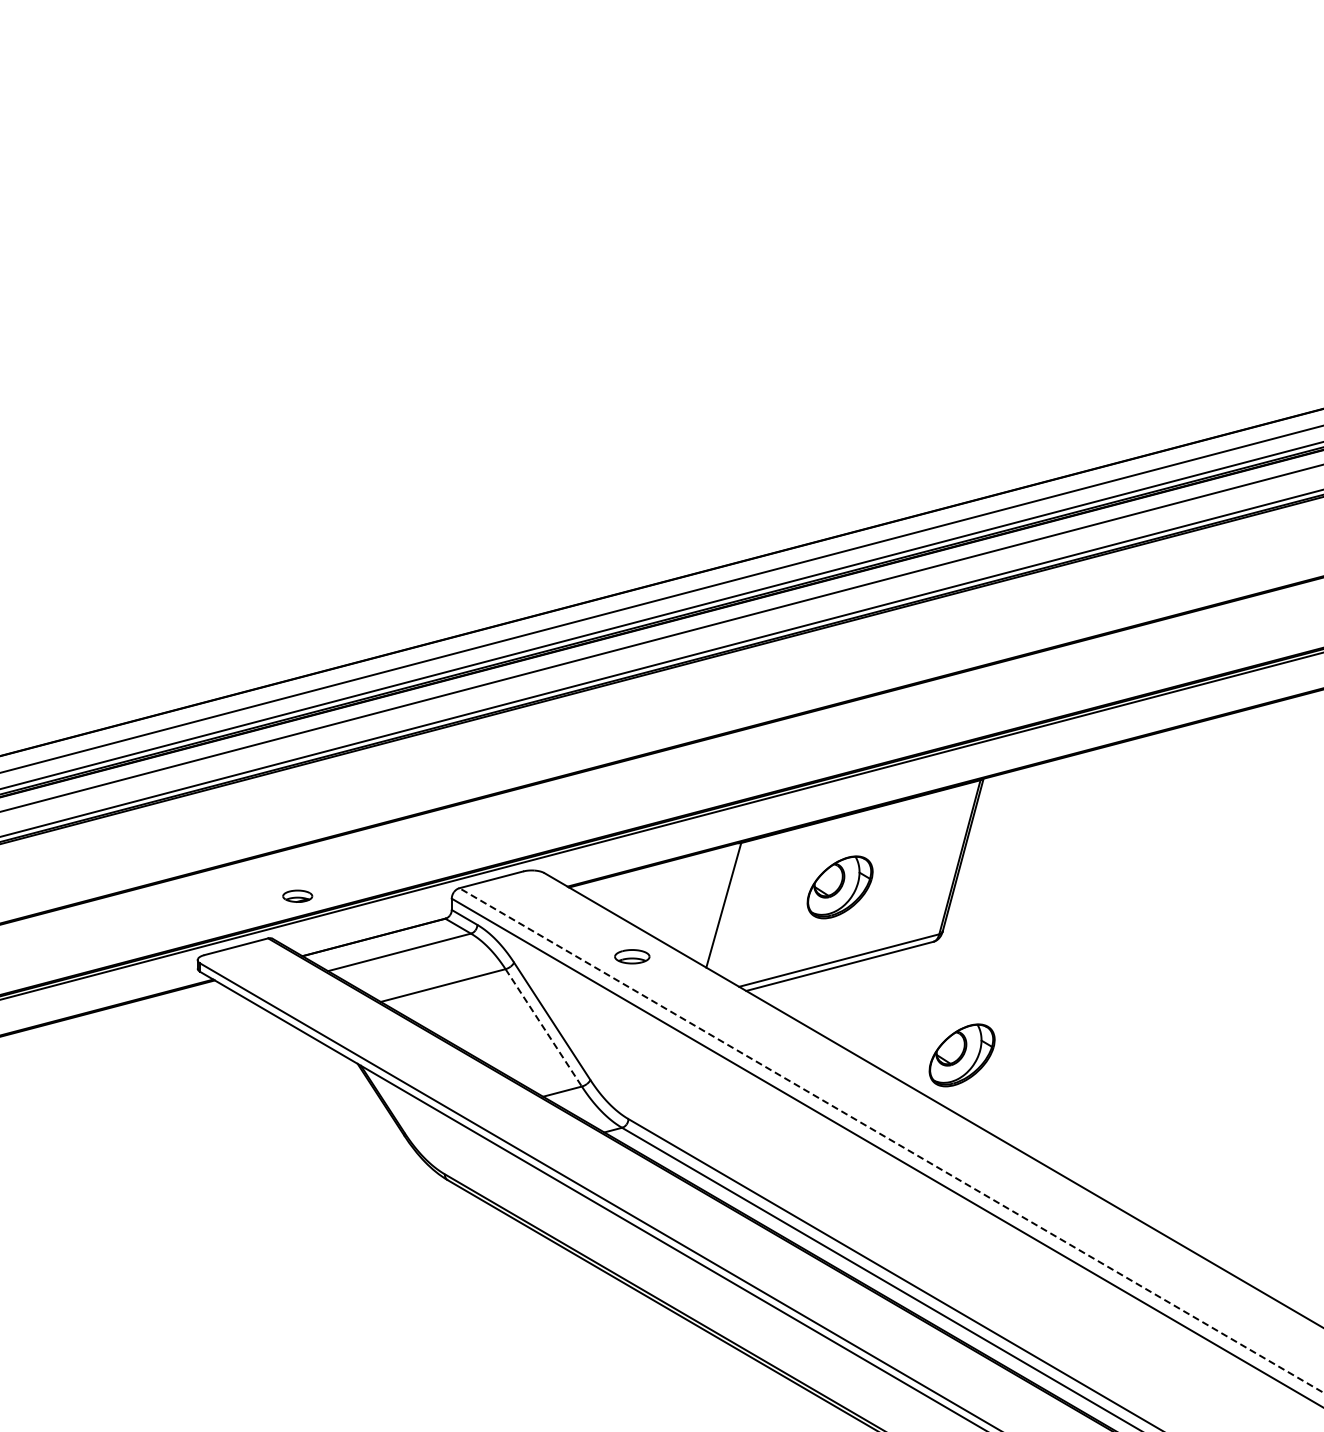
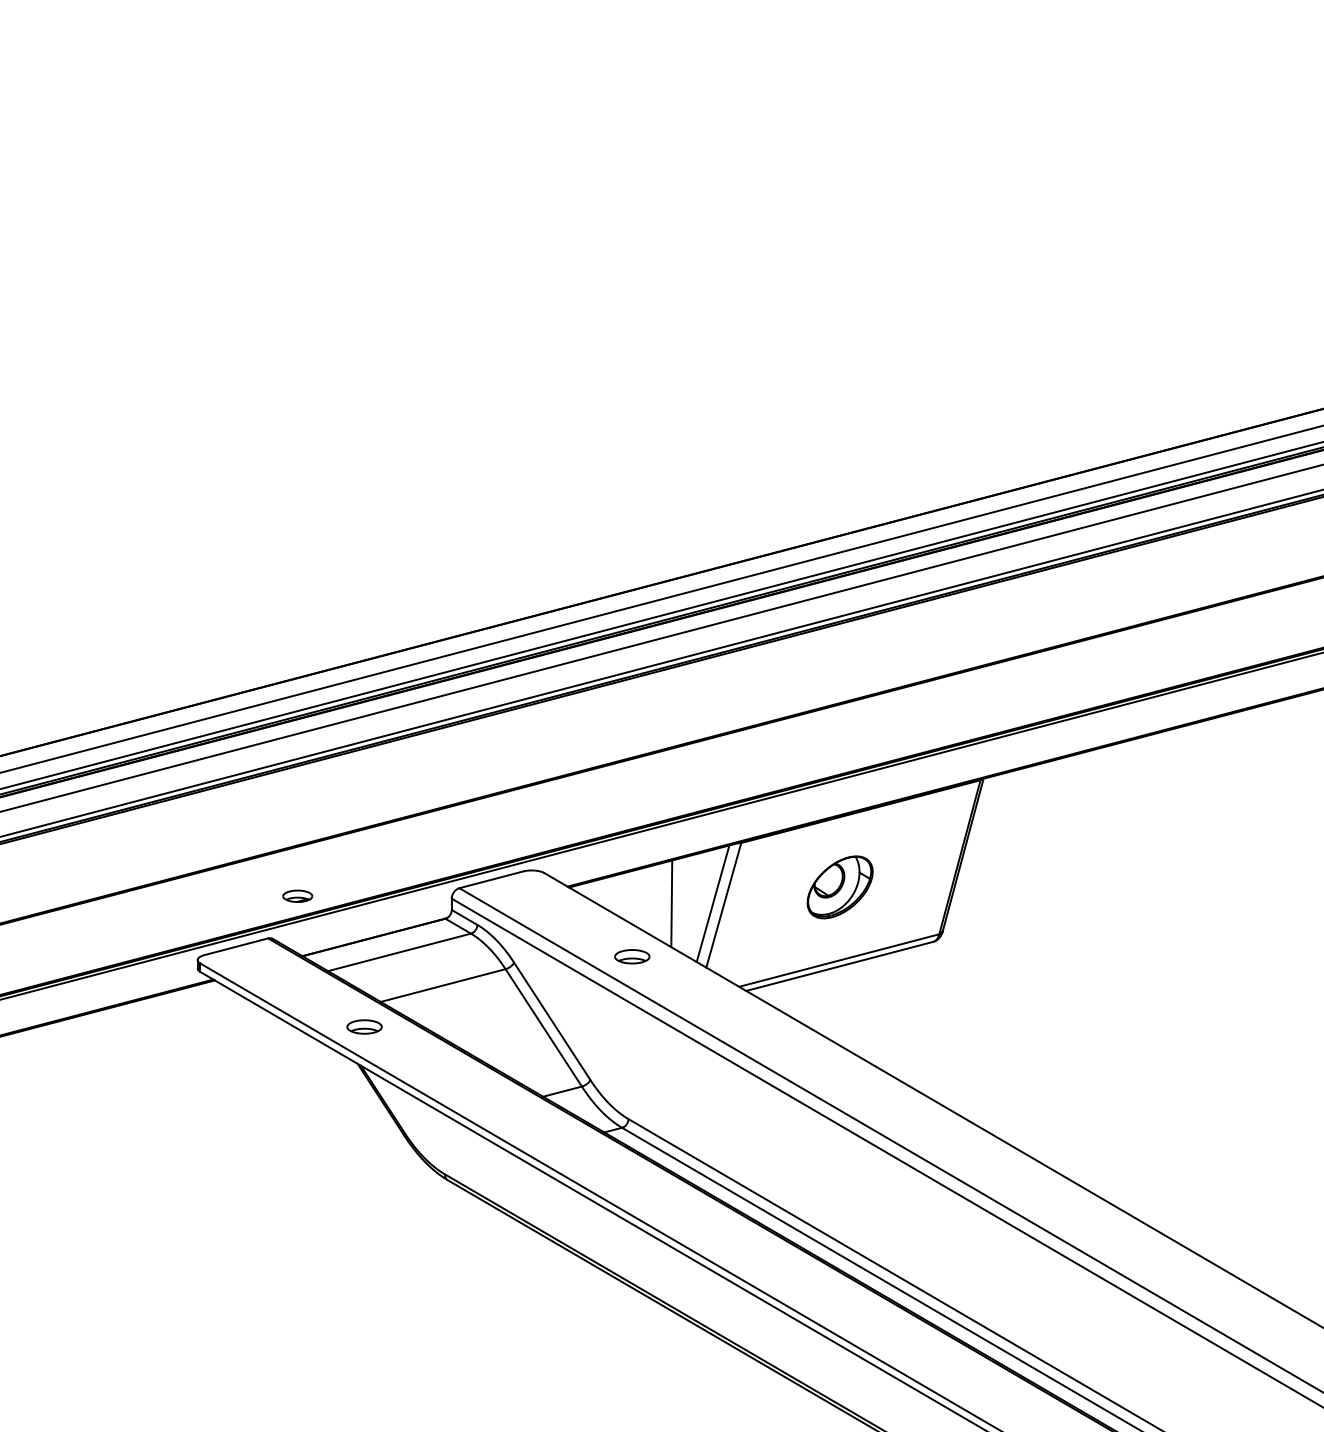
line: none -> present (671, 903)
line: none -> present (712, 903)
part: none -> present (364, 1026)
line: dashed -> solid (544, 1028)
part: present -> none (961, 1055)
line: dashed -> solid (891, 1140)
